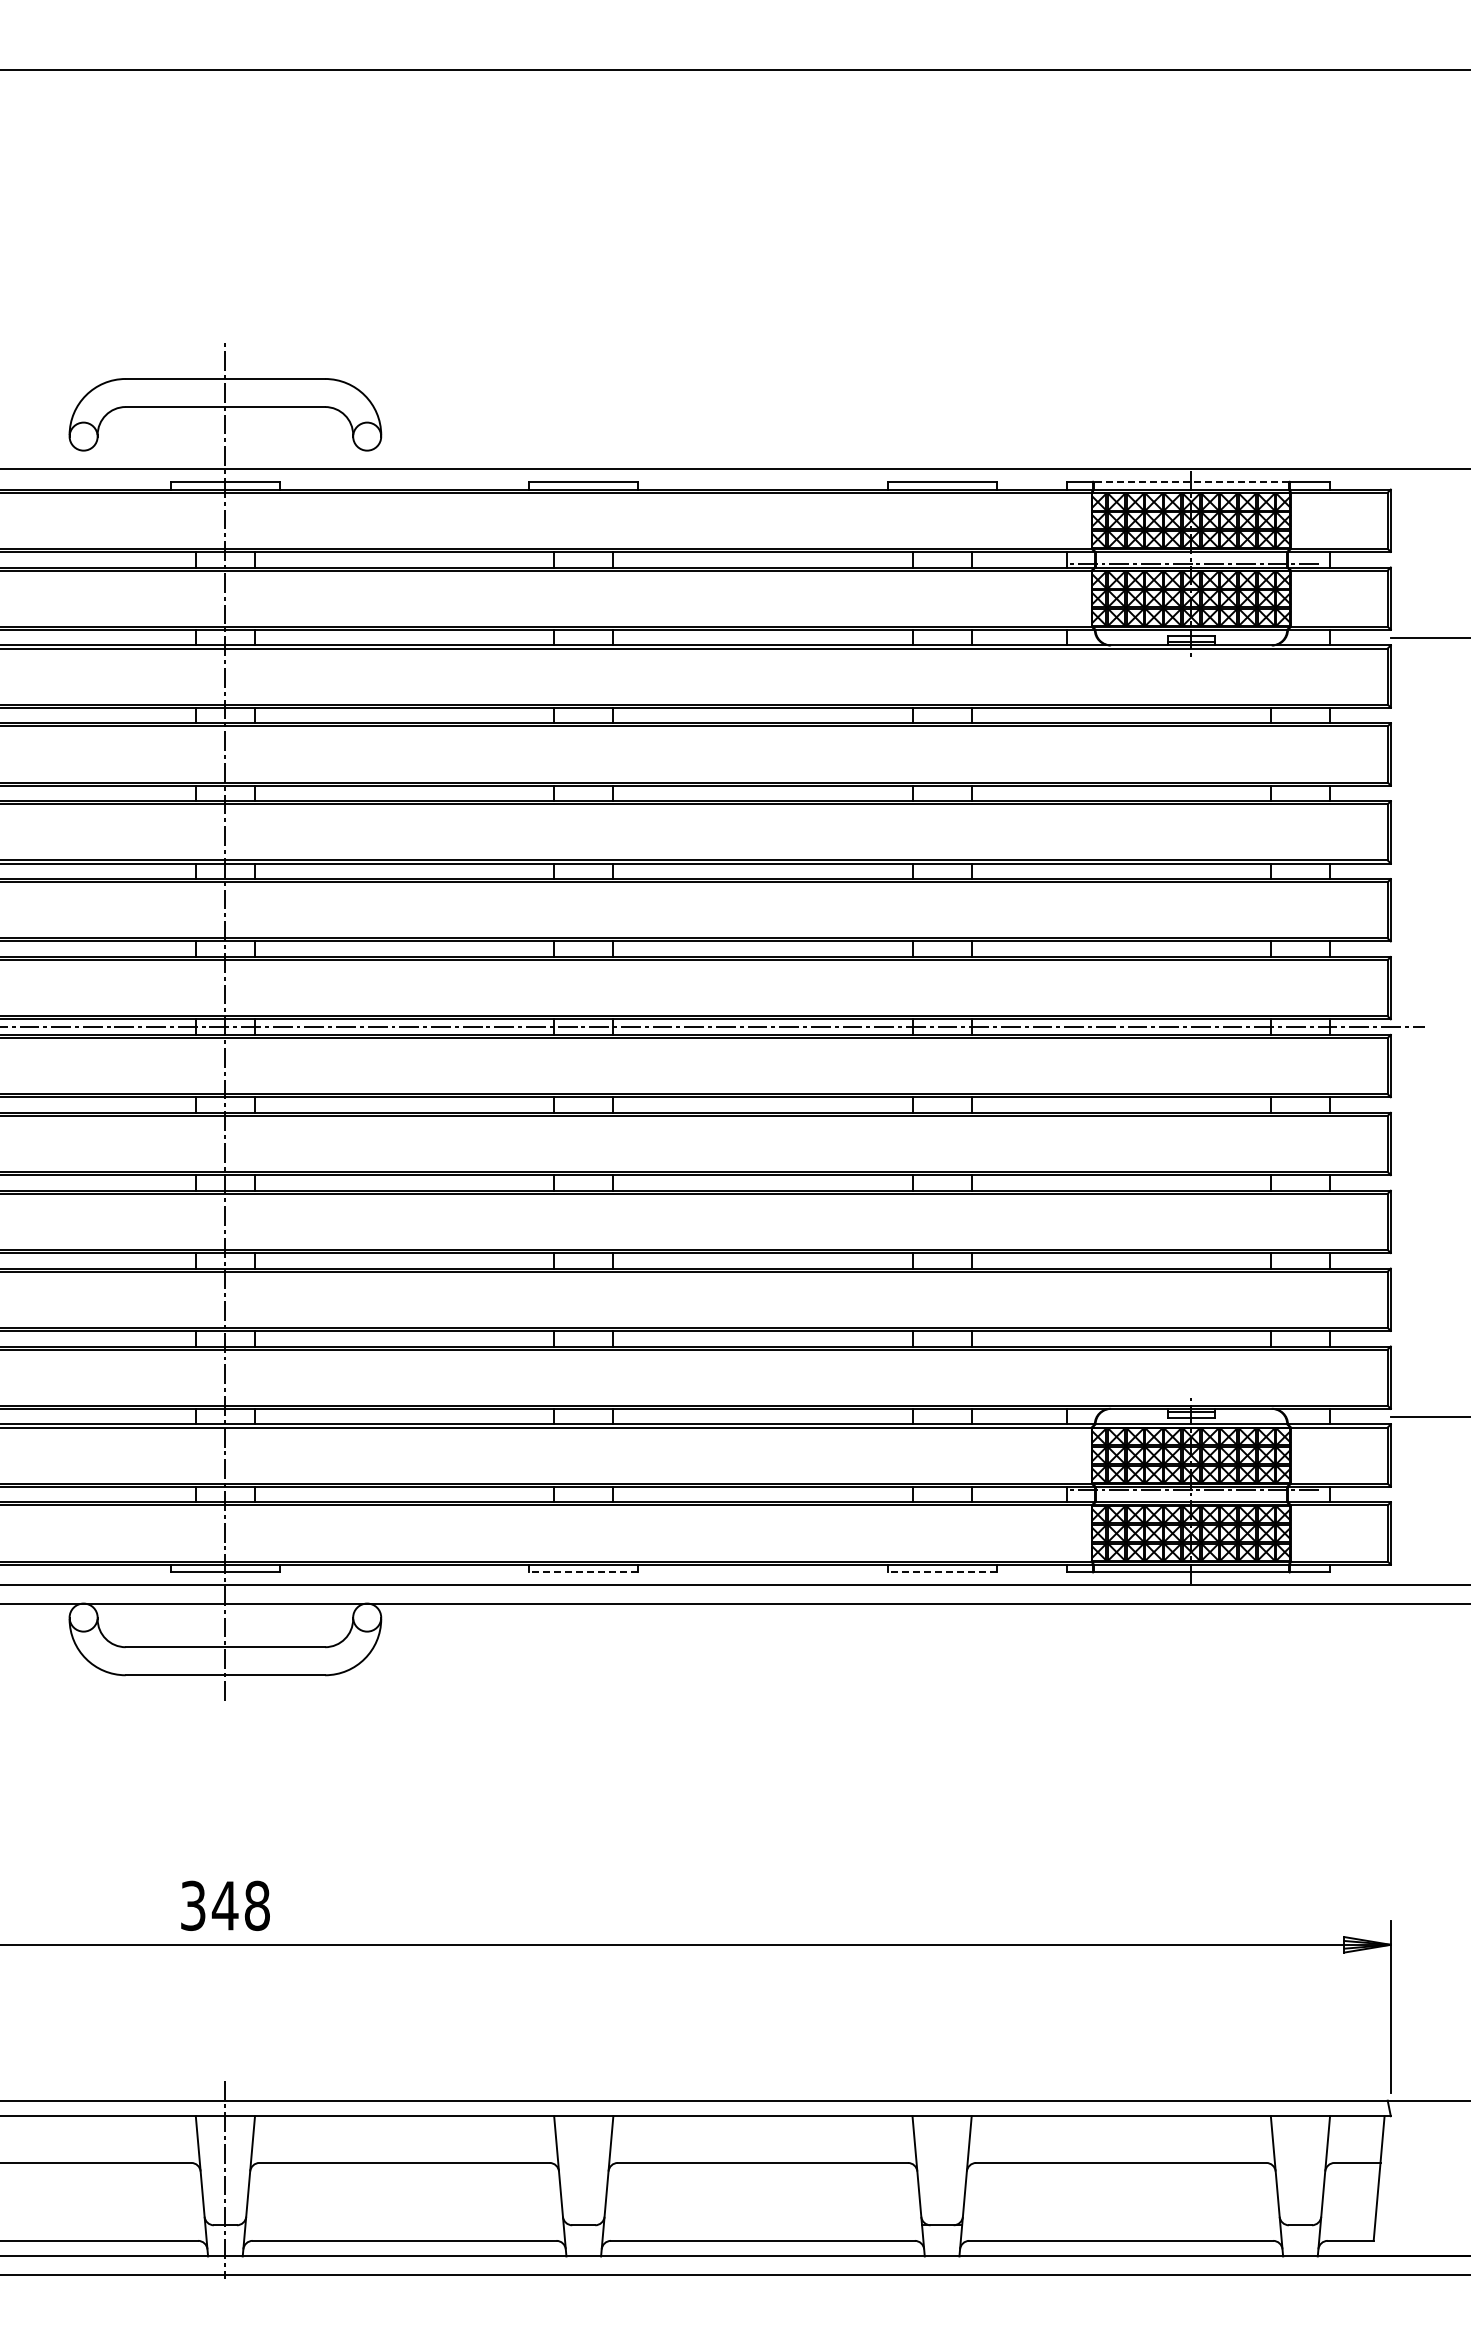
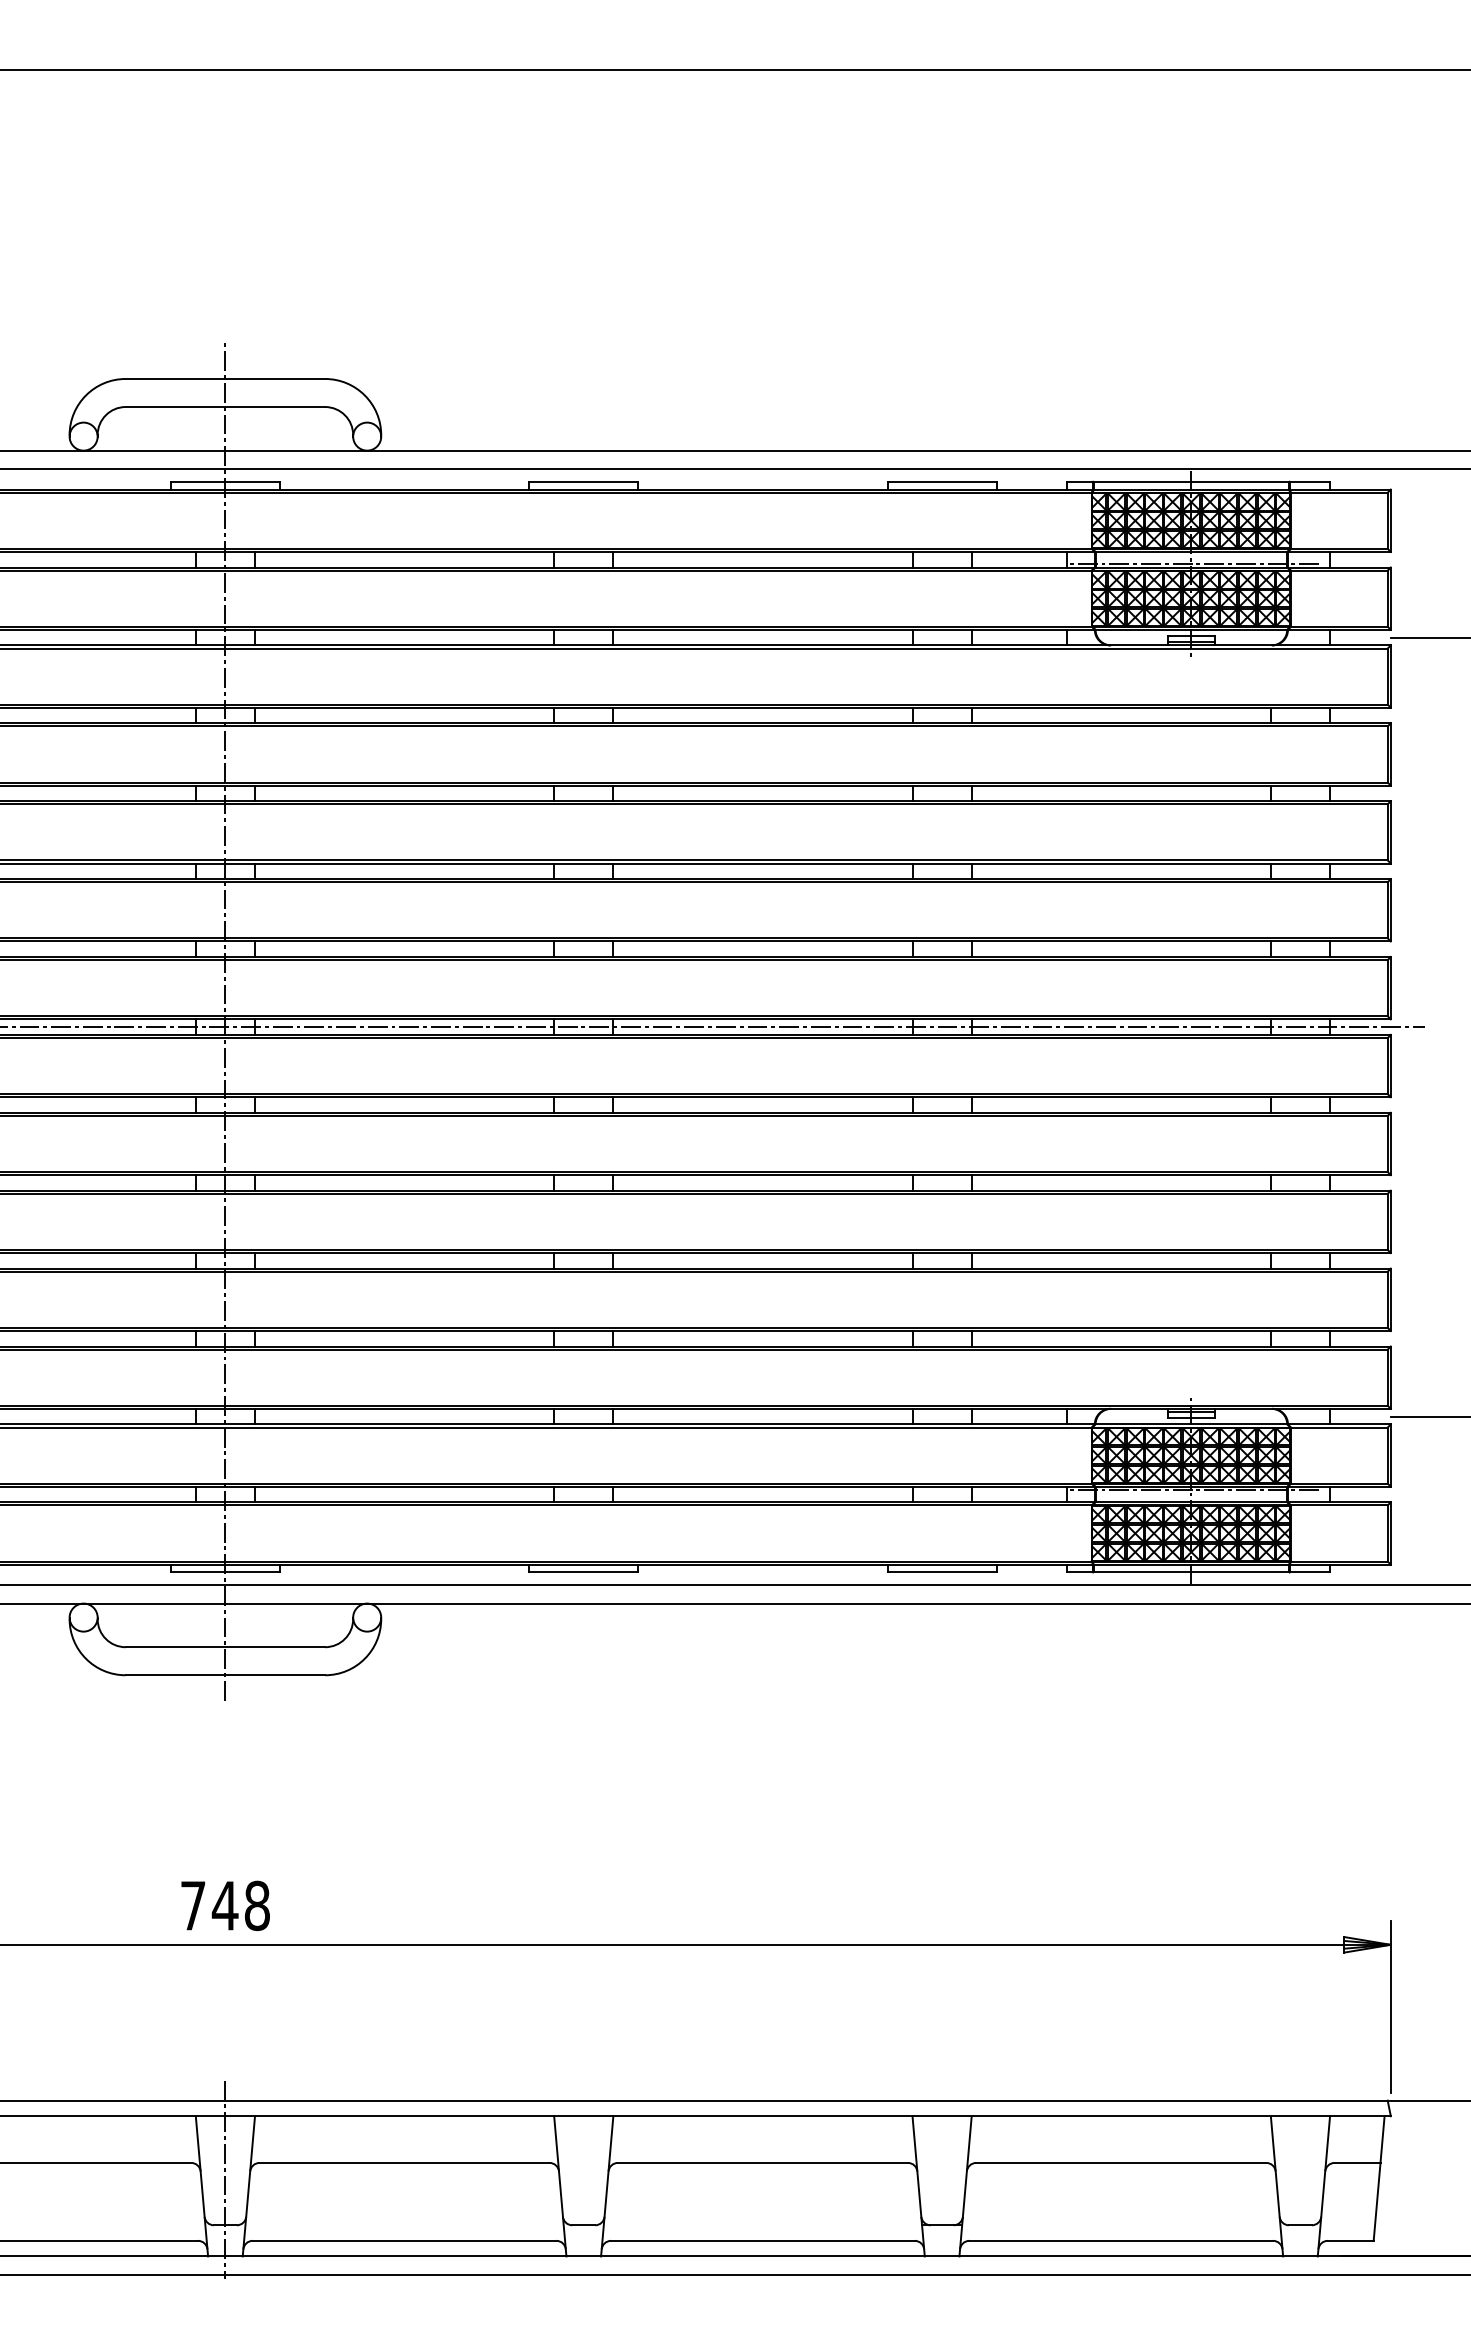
line: none -> present (734, 450)
line: dashed -> solid (1191, 481)
line: dashed -> solid (583, 1572)
line: dashed -> solid (942, 1572)
text: 348 -> 748 (193, 1905)
